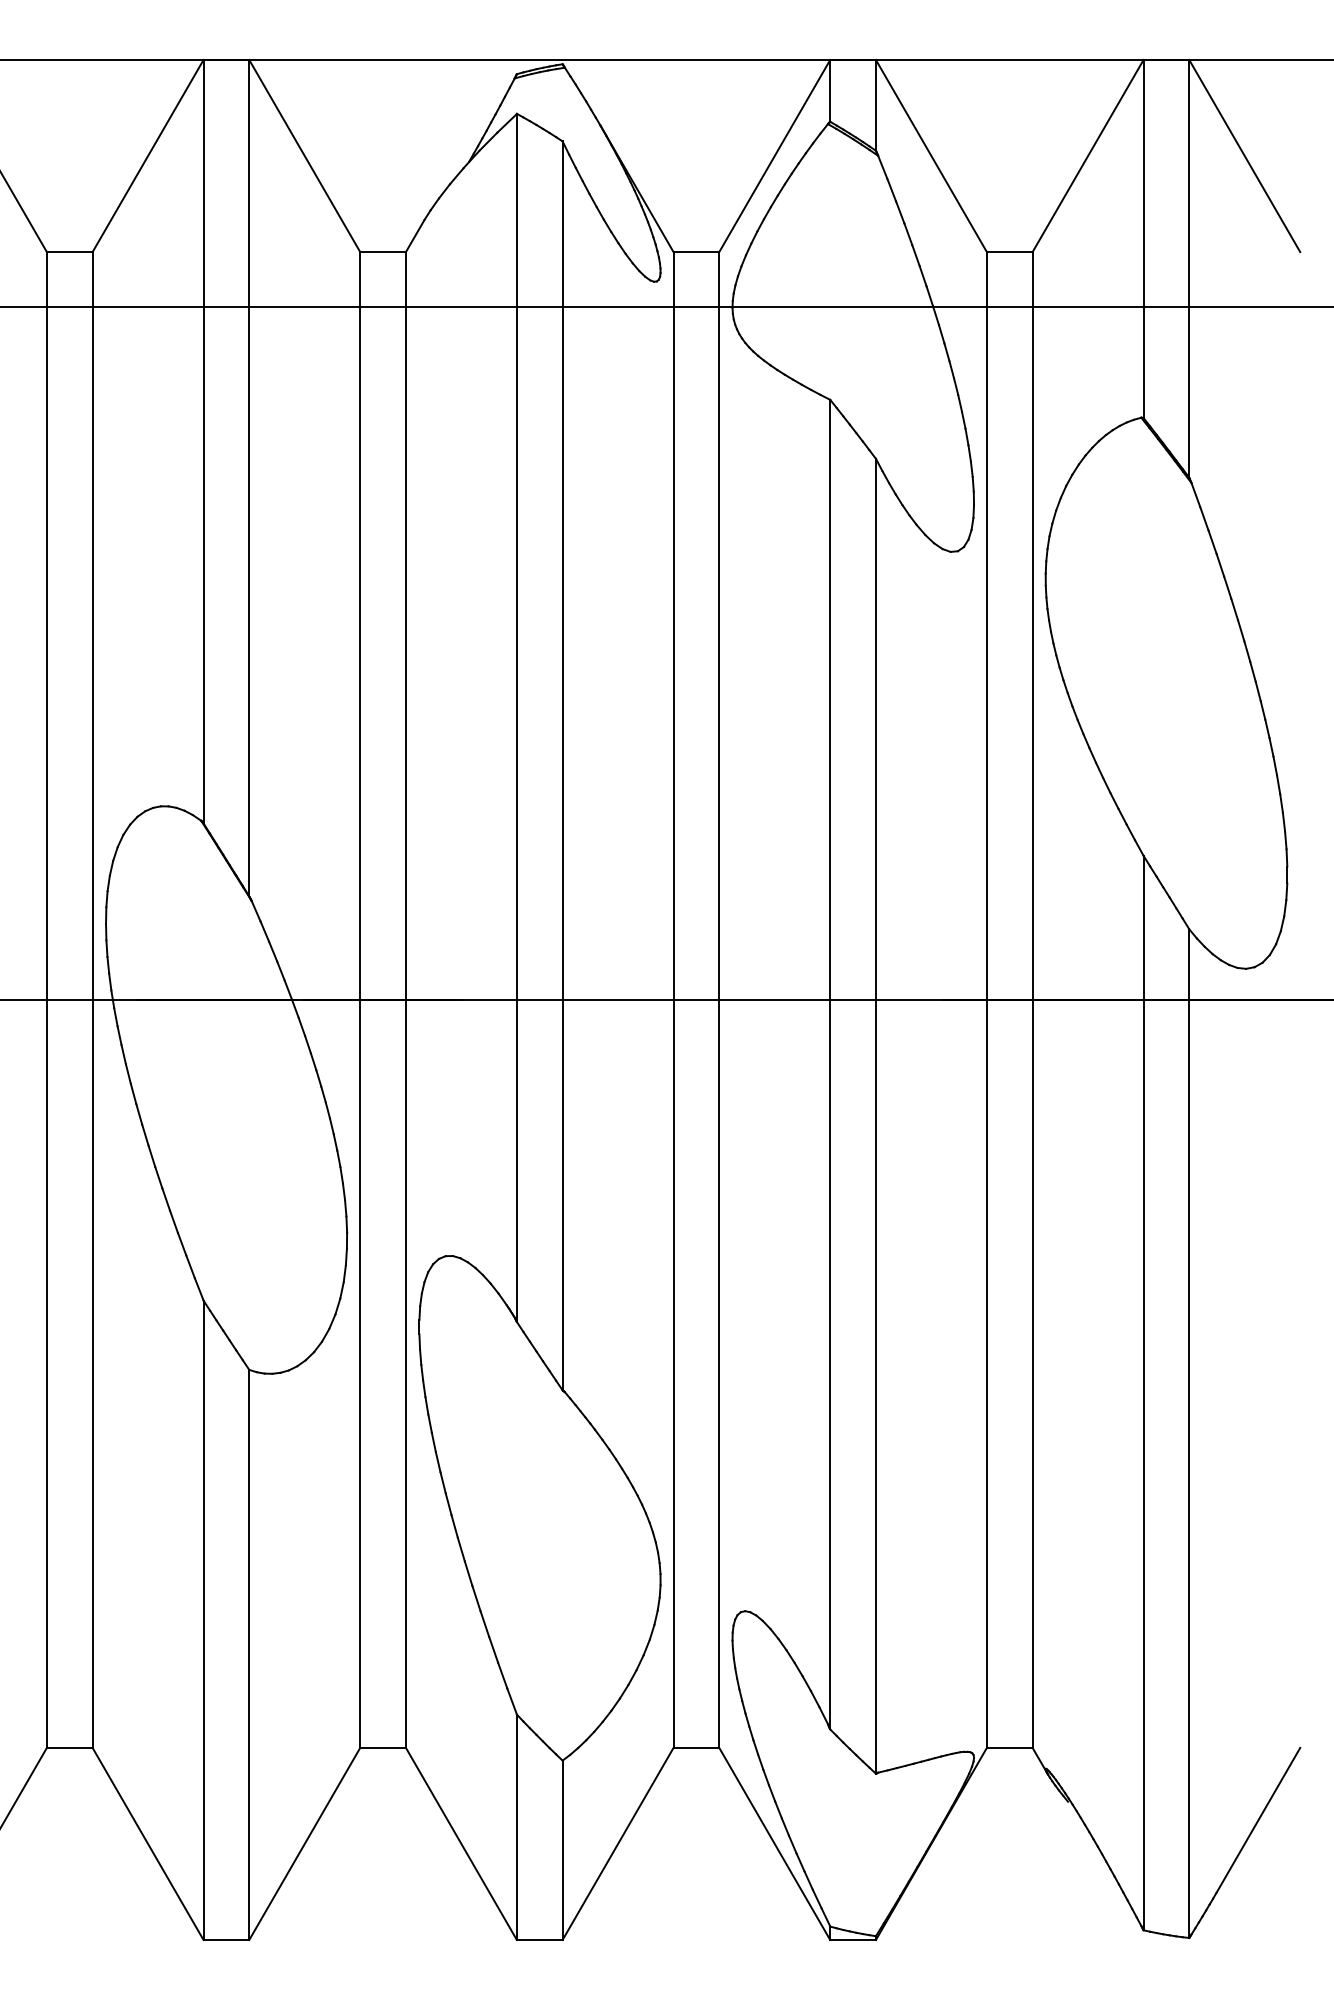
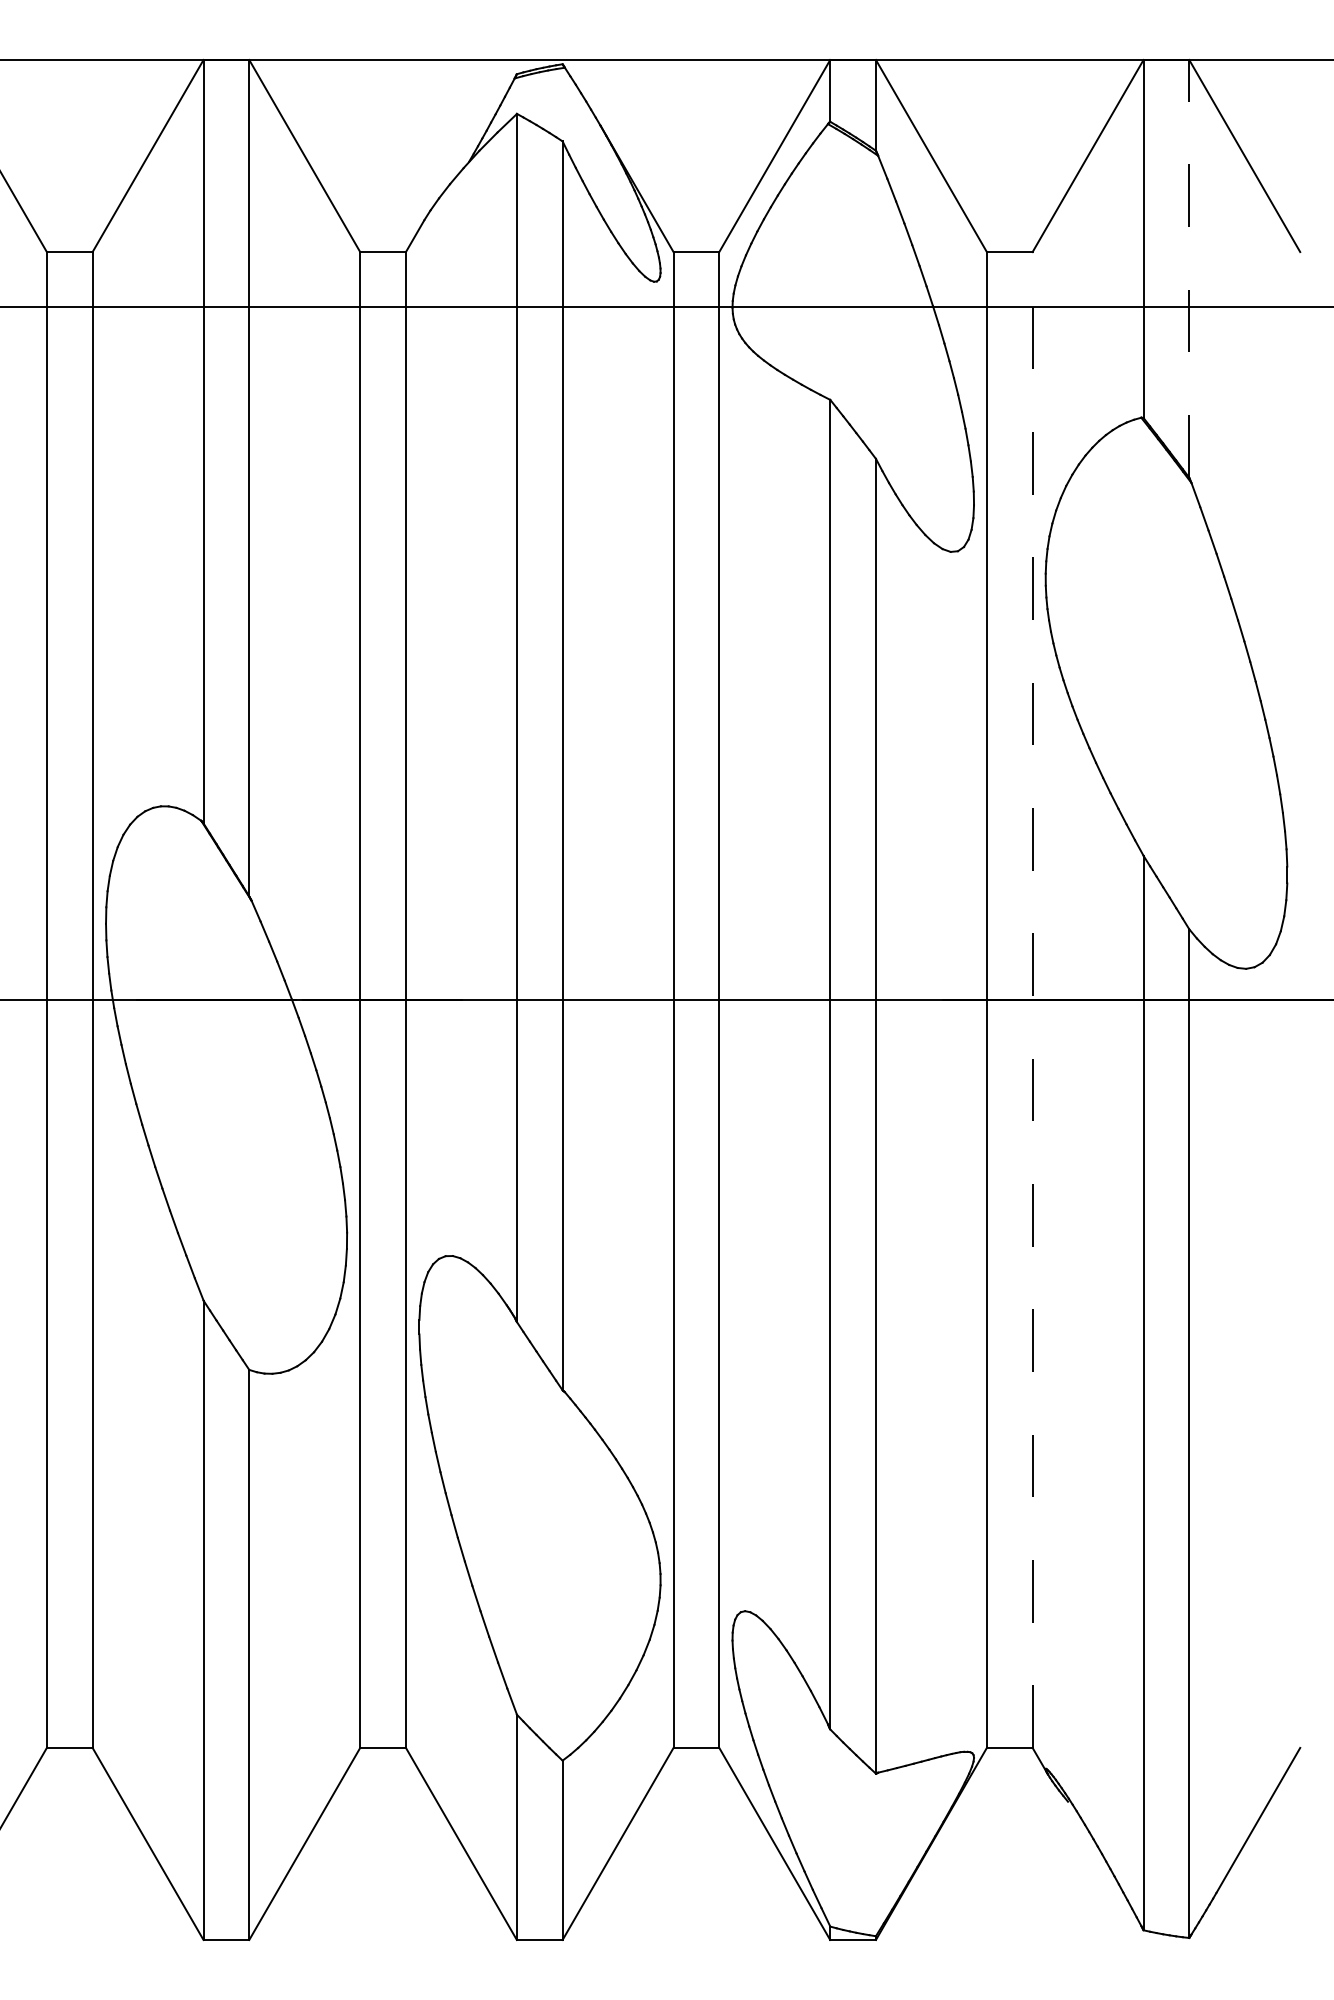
line: solid -> dashed (1189, 268)
line: solid -> dashed (1032, 999)
